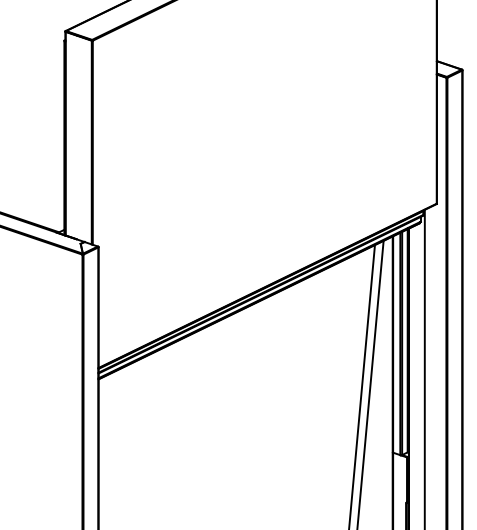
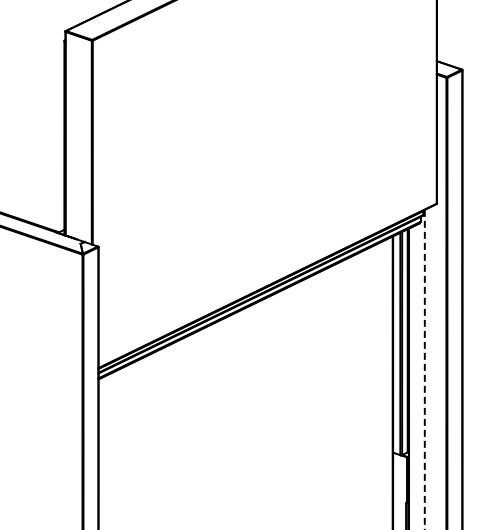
line: solid -> dashed (424, 369)
line: present -> none (370, 383)
line: present -> none (361, 385)
